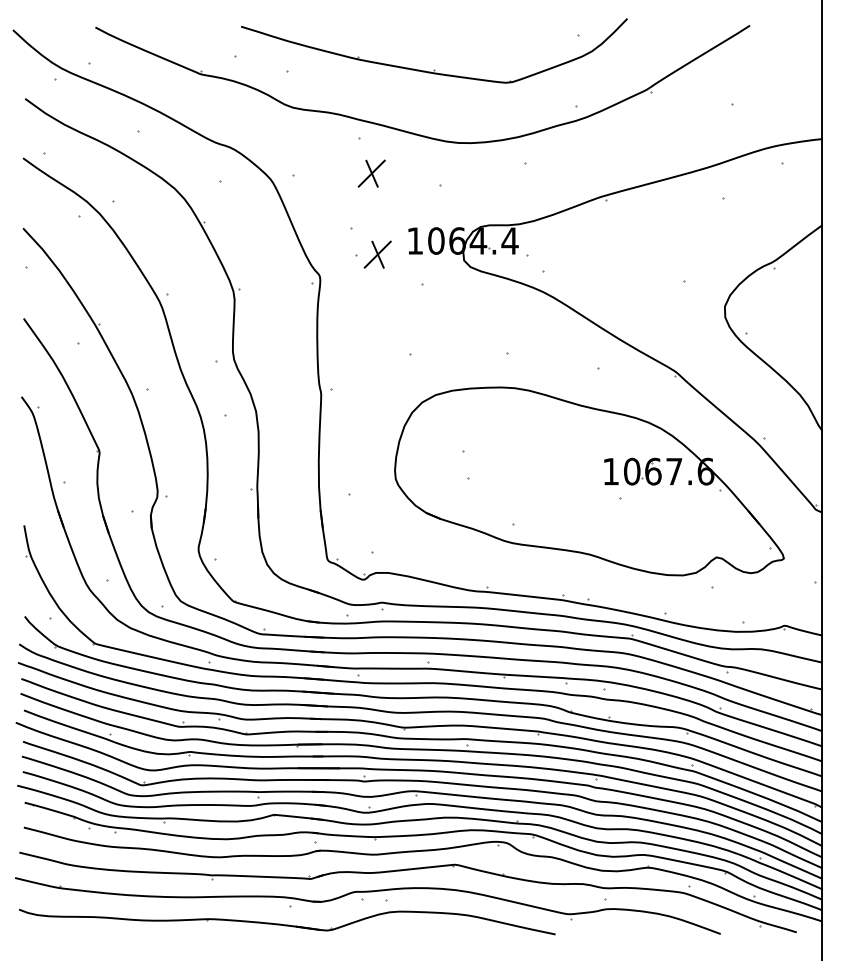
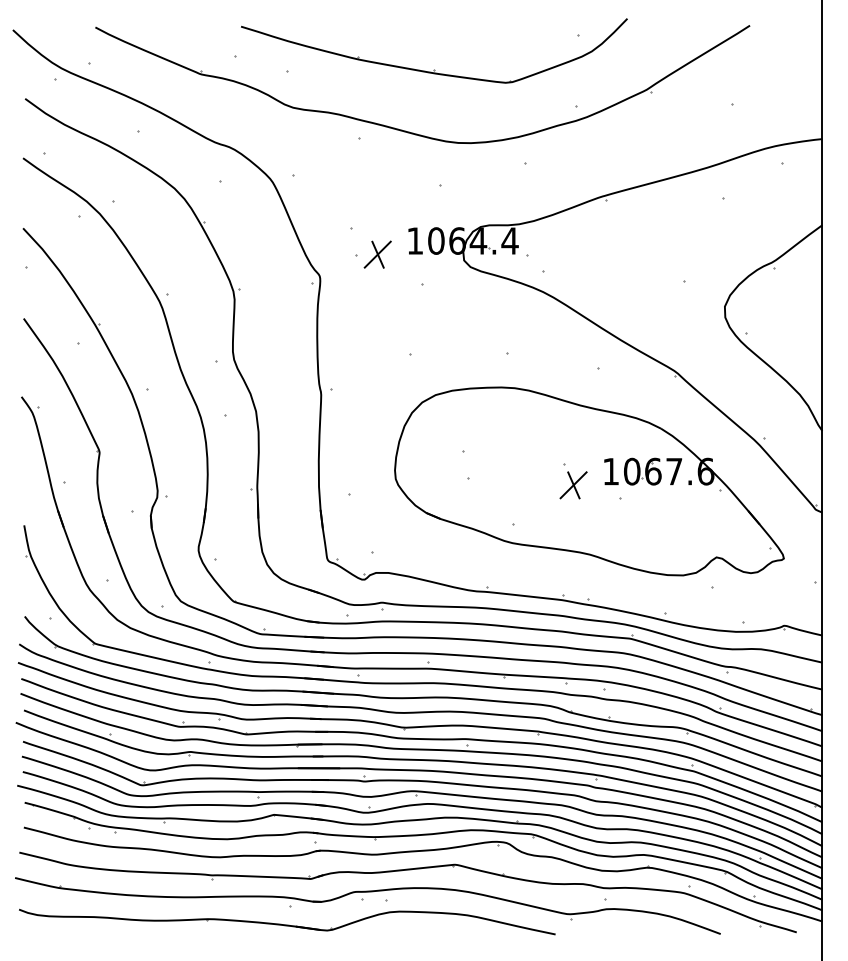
part: present -> none (371, 173)
part: none -> present (573, 481)
